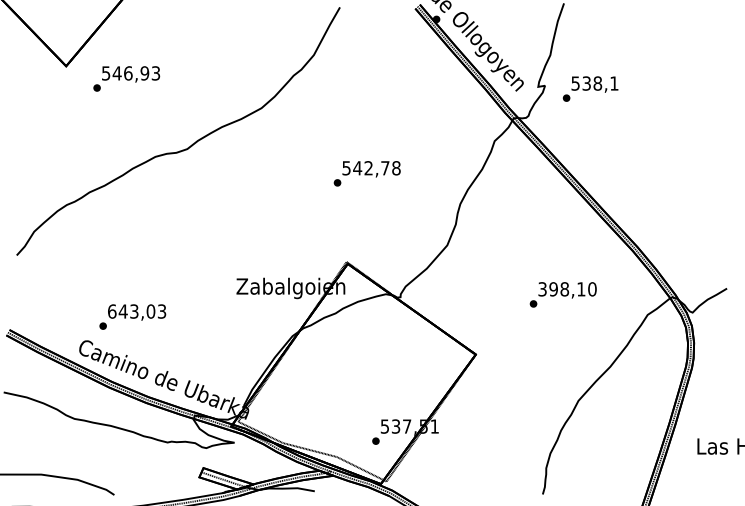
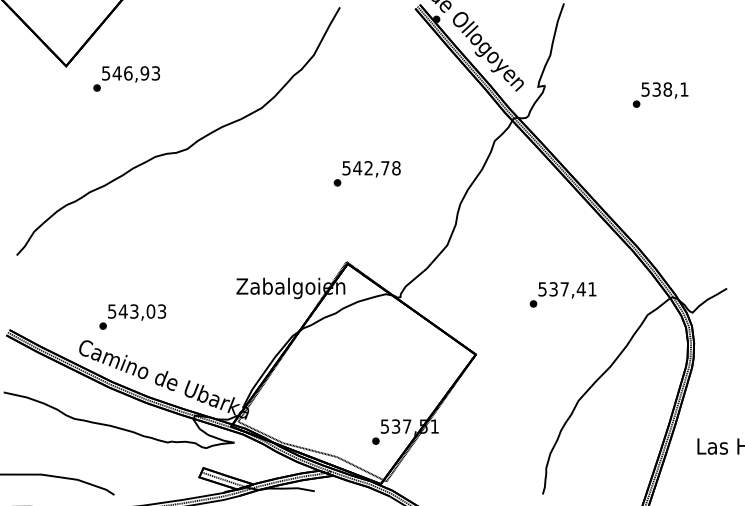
text position: (590, 88) -> (660, 94) (660, 94)
text: 398,10 -> 537,41 (567, 289)
text: 643,03 -> 543,03 (112, 311)
